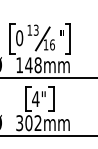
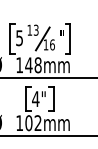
text: 0 -> 5 (19, 38)
text: 302mm -> 102mm (19, 123)
